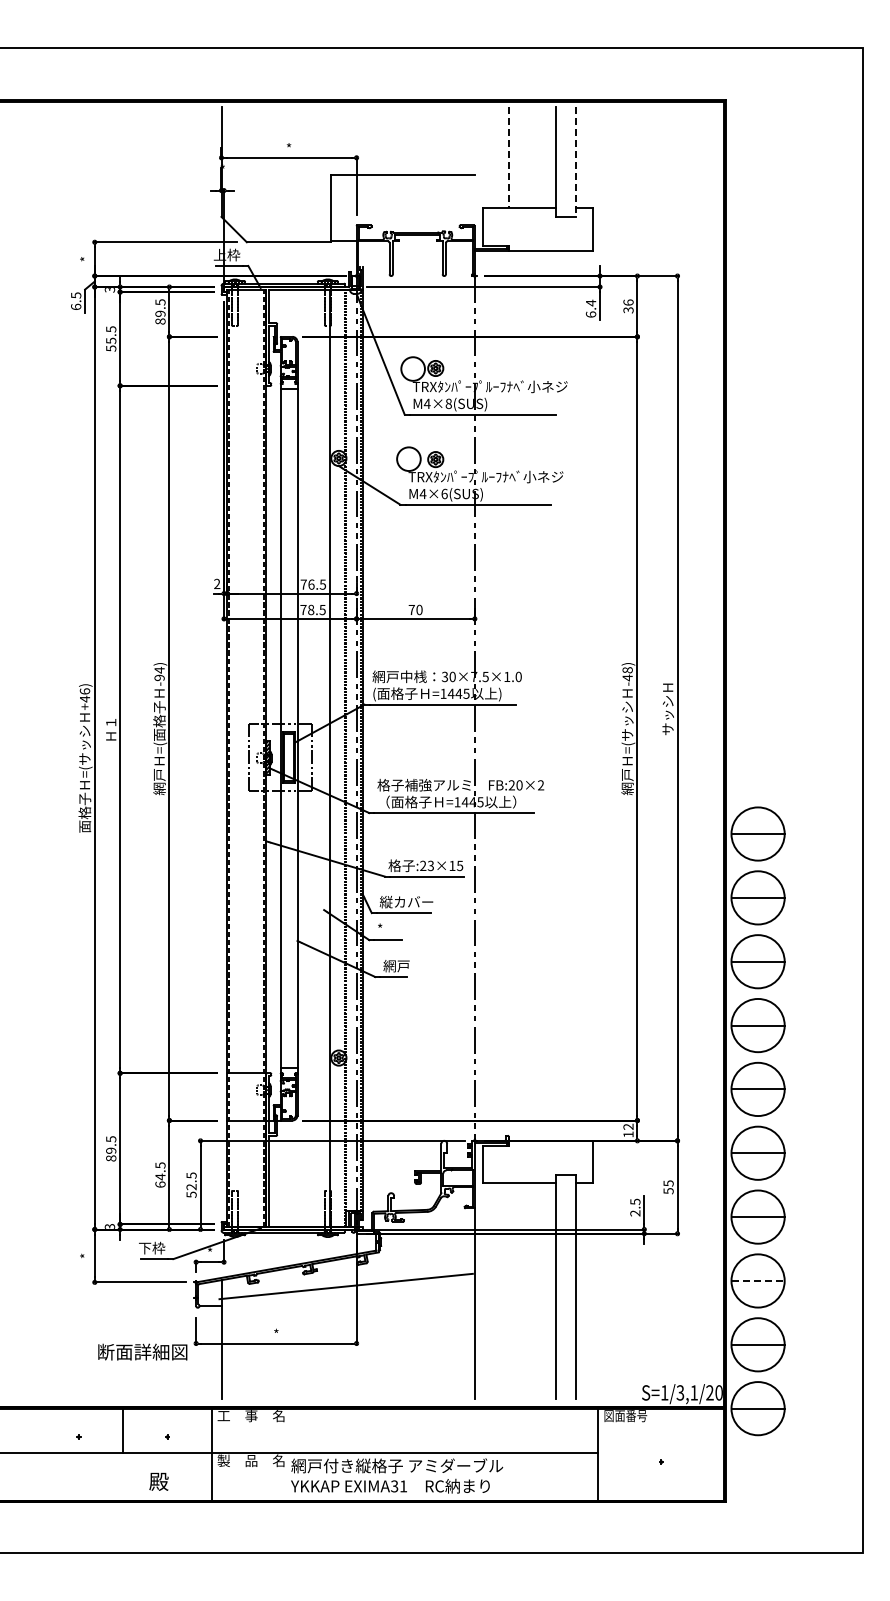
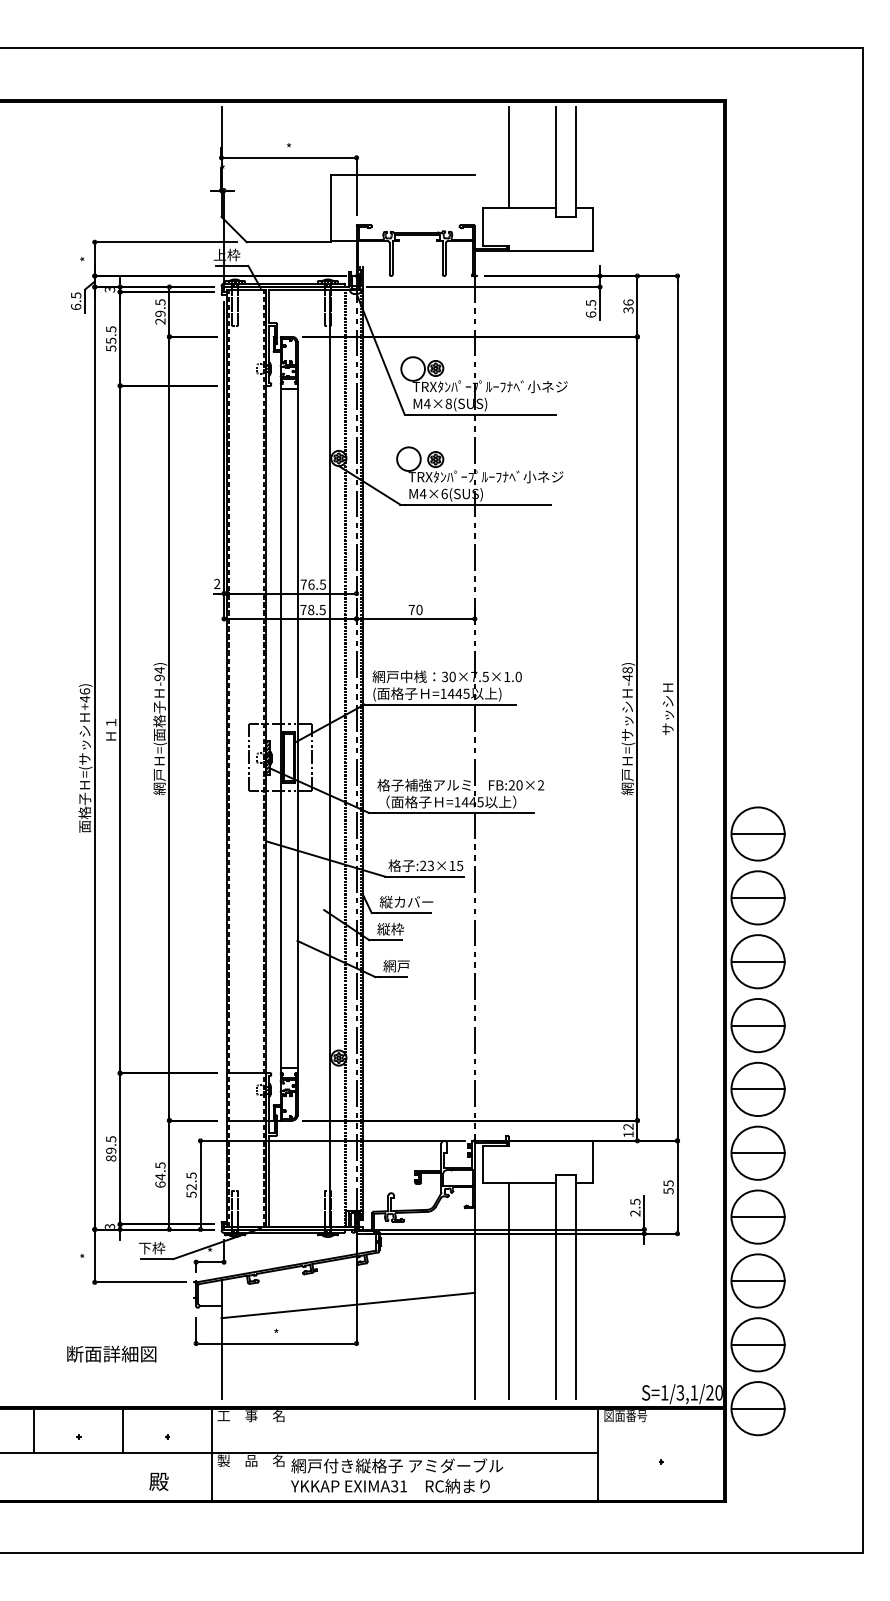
line: dashed -> solid (508, 157)
line: dashed -> solid (576, 162)
text: 6.4 -> 6.5 (591, 302)
text: 89.5 -> 29.5 (160, 321)
text: * -> 縦枠 (390, 928)
line: dashed -> solid (758, 1280)
line position: (345, 1286) -> (347, 1305) (347, 1305)
line: none -> present (508, 1291)
text position: (142, 1351) -> (111, 1353) (111, 1353)
line: none -> present (34, 1430)
